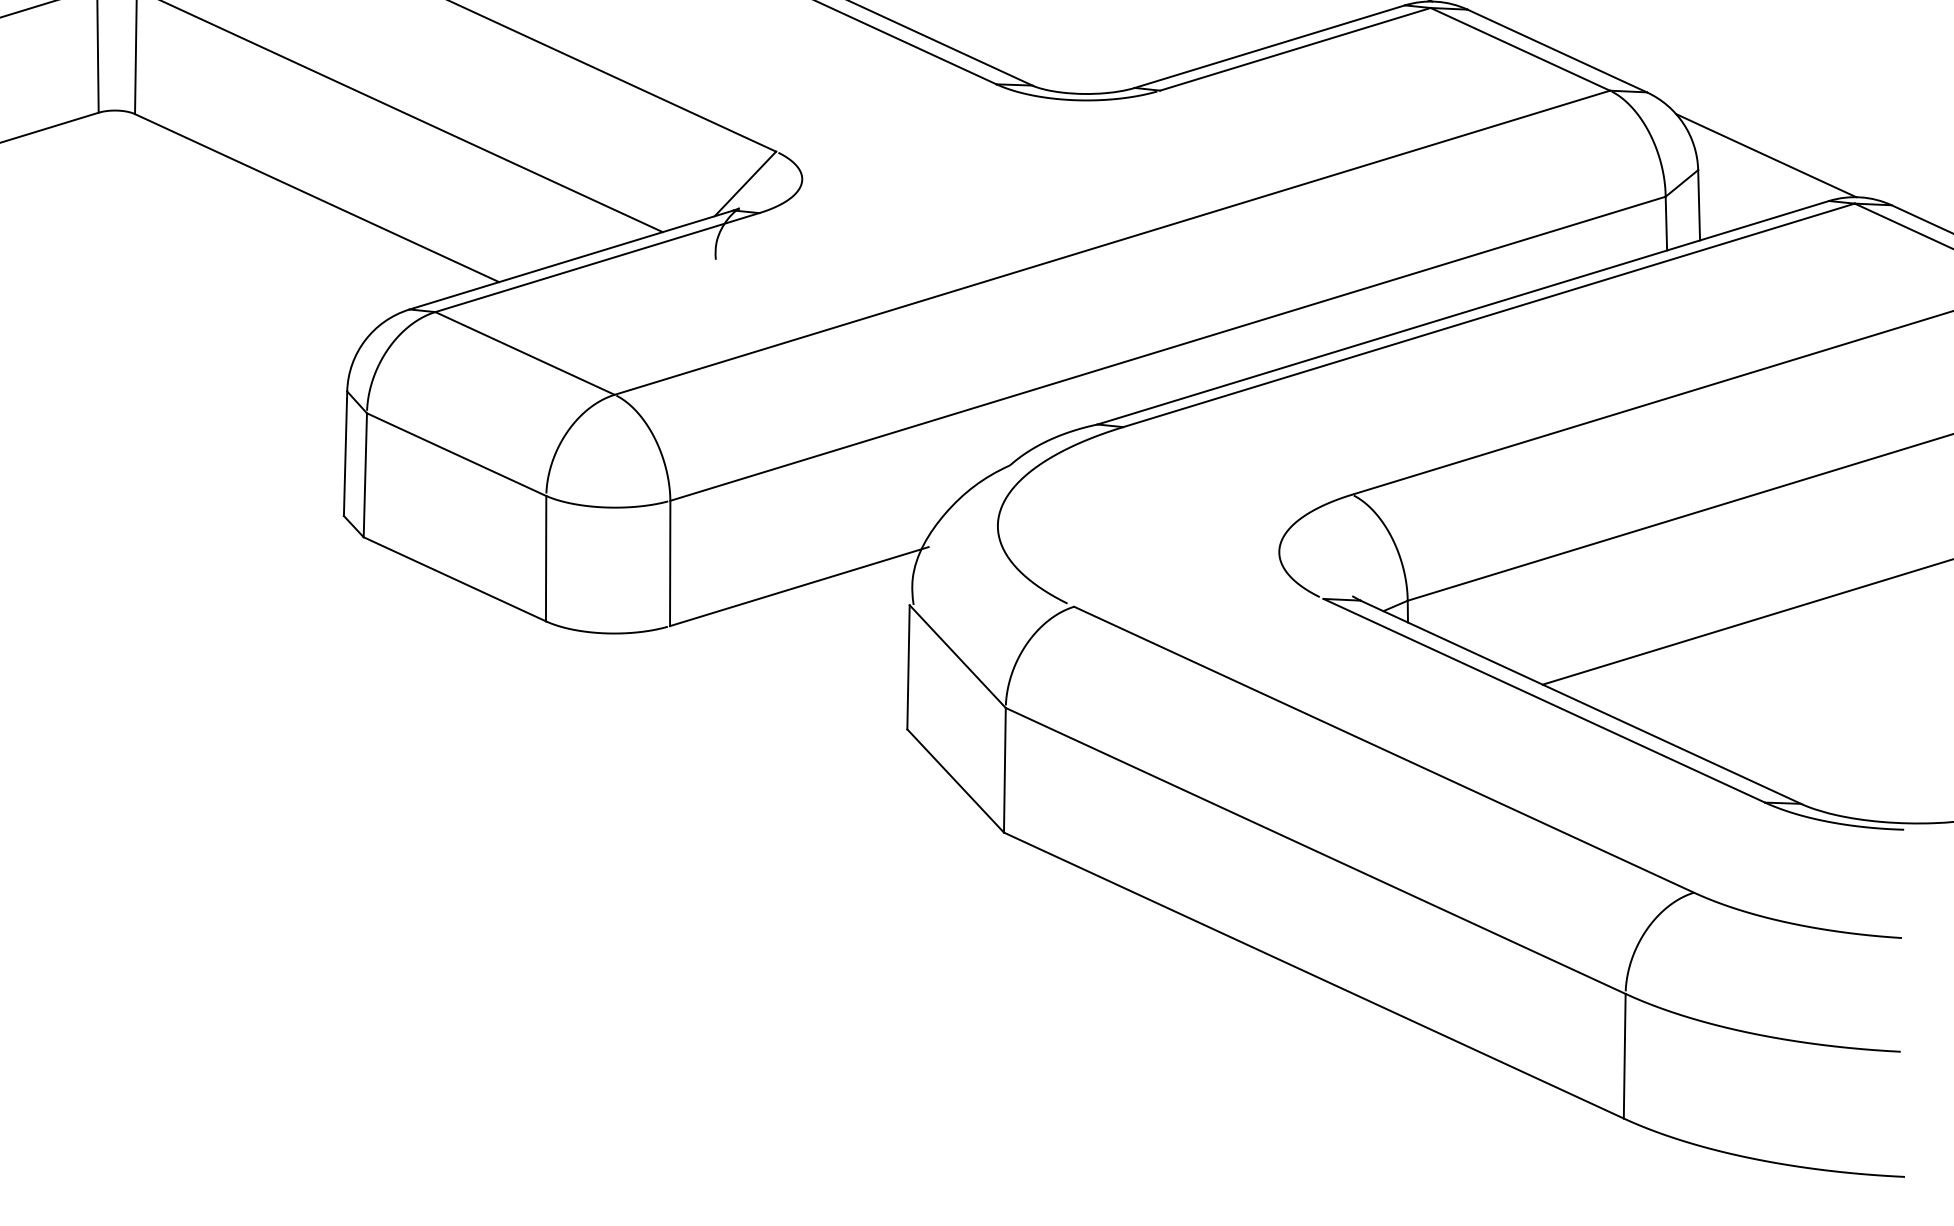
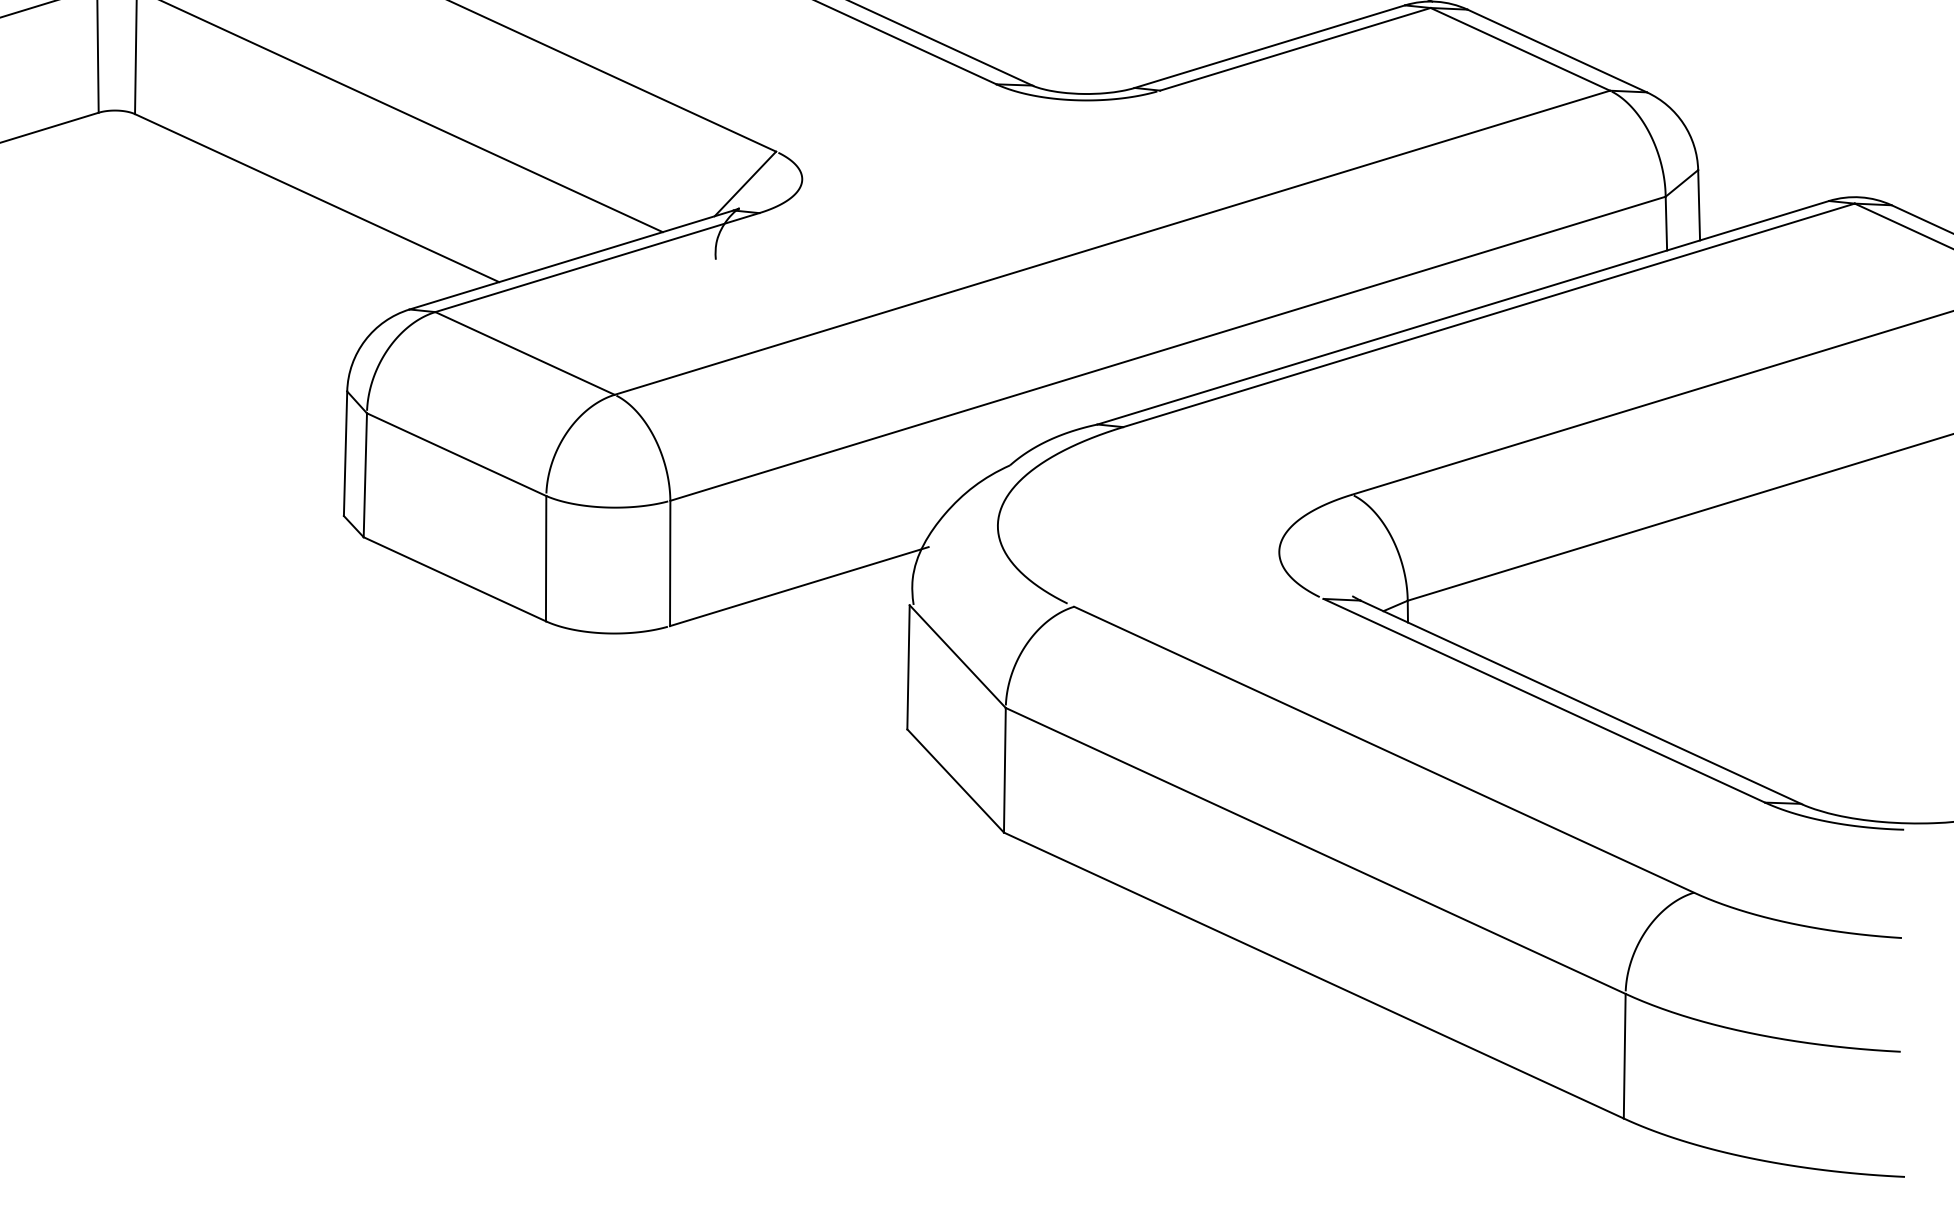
line: present -> none (1766, 155)
line: present -> none (1746, 622)
